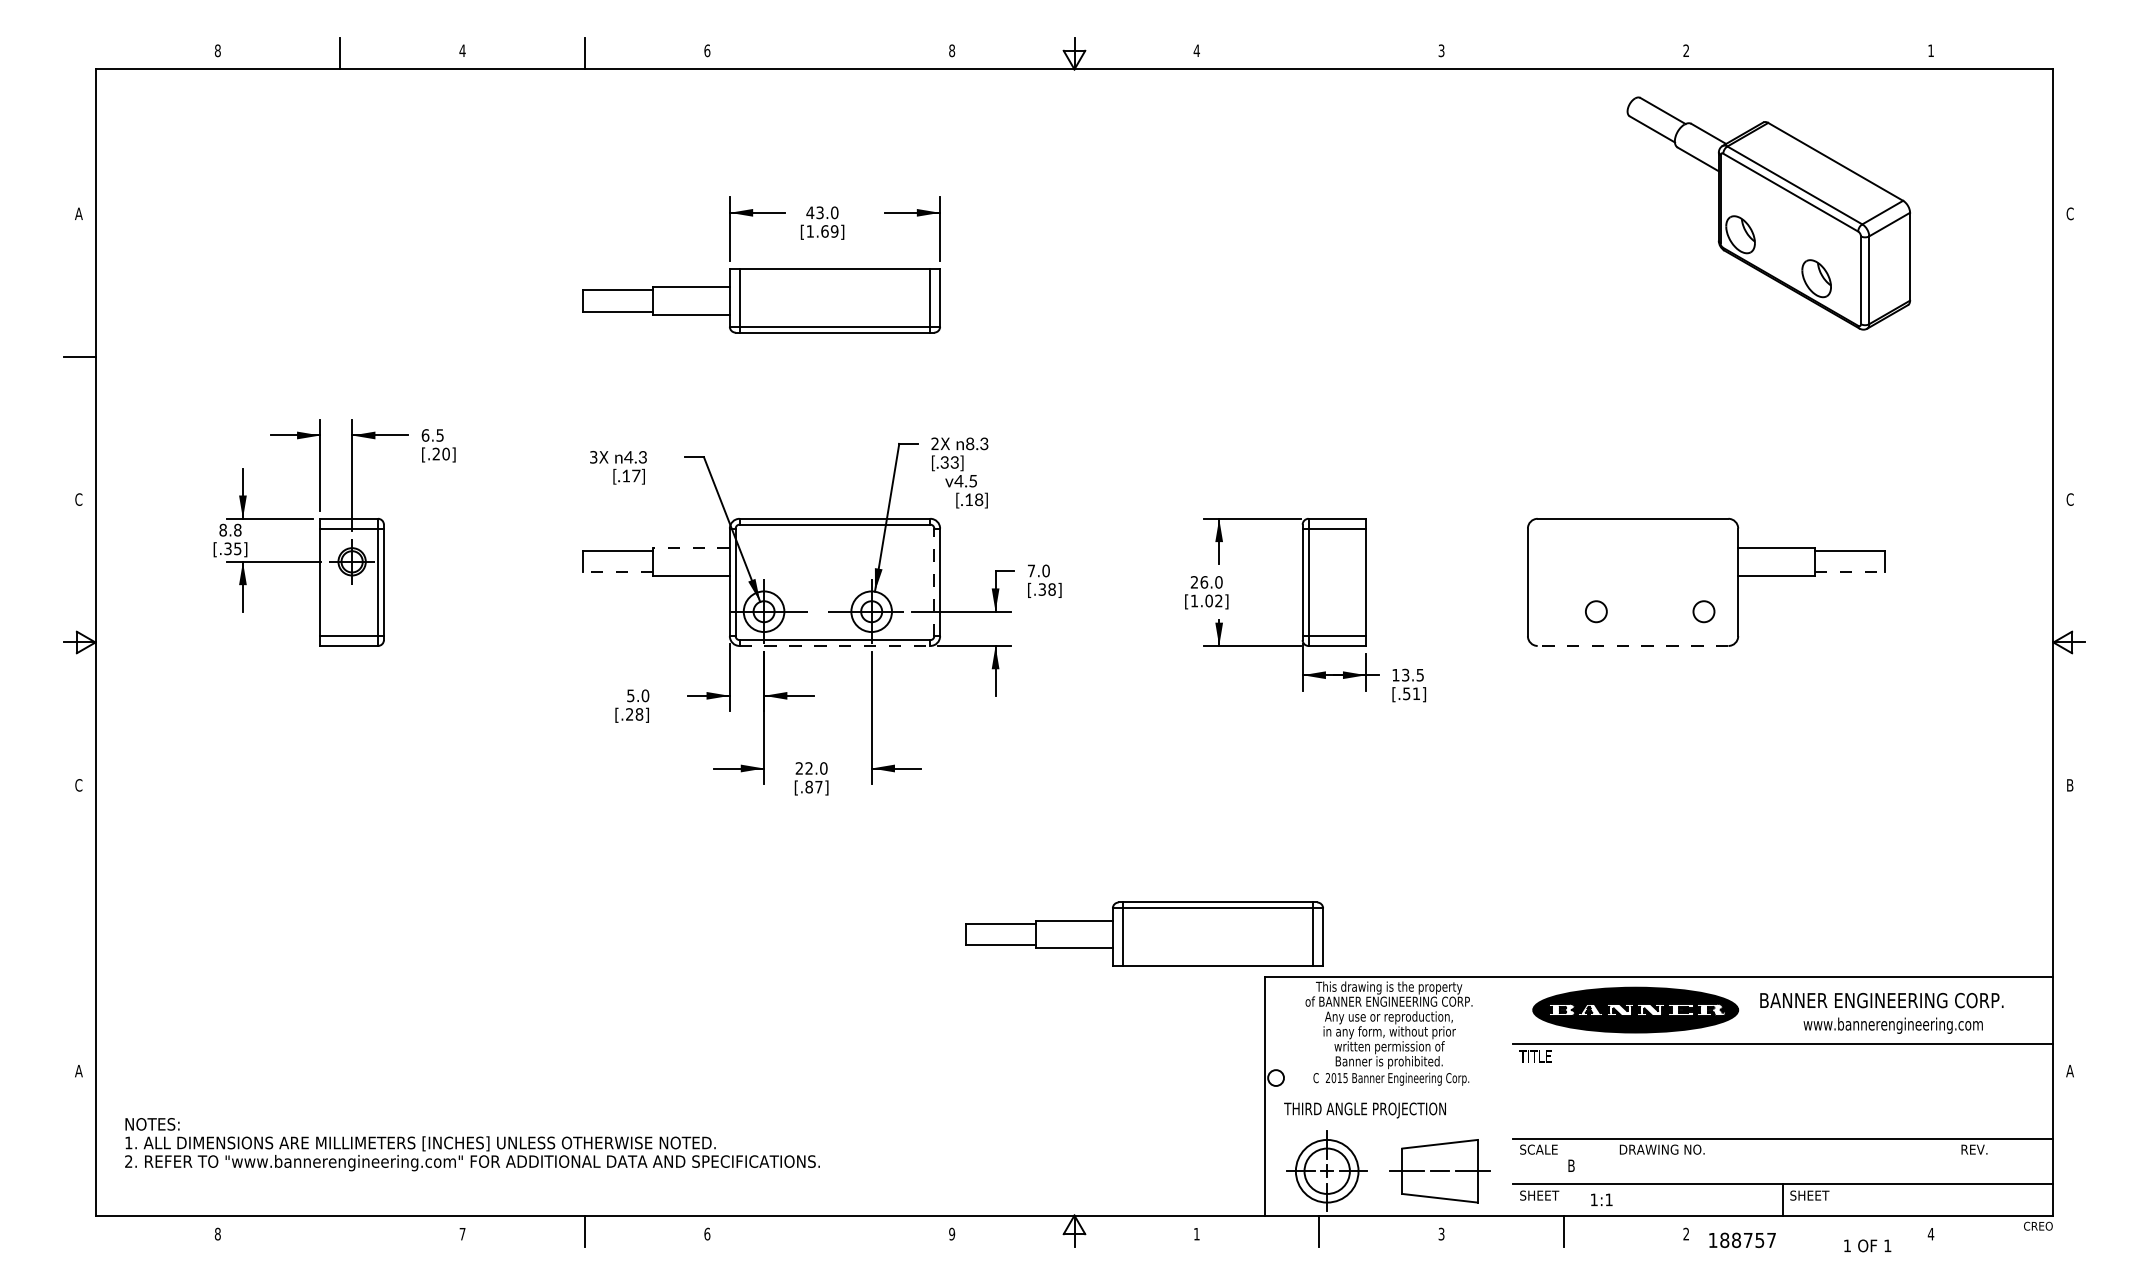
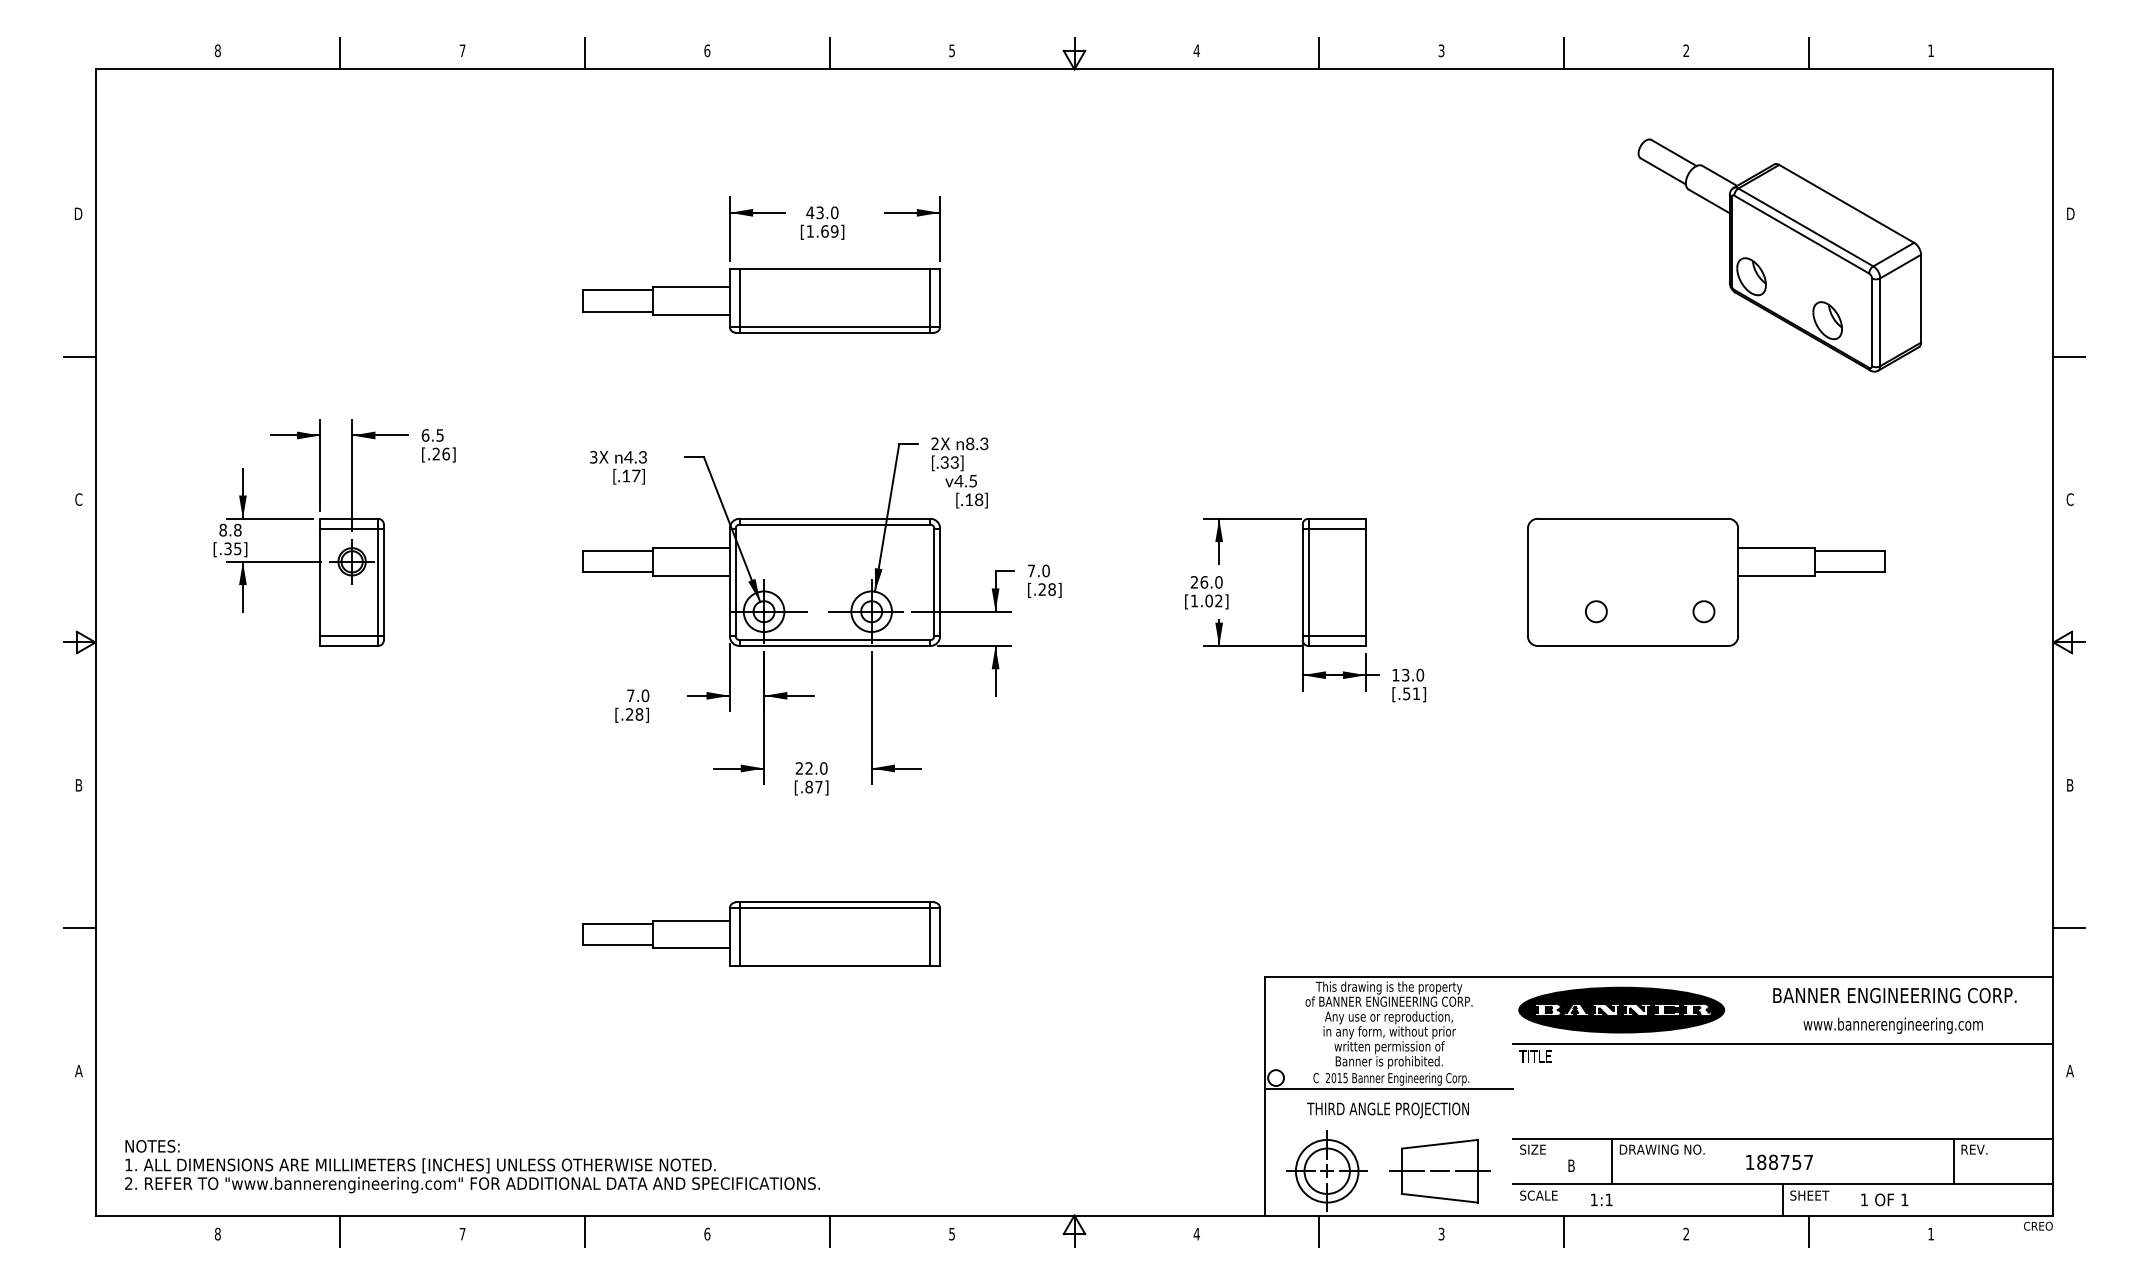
text: 4 -> 7 (462, 50)
text: 8 -> 5 (952, 50)
line: none -> present (829, 53)
line: none -> present (1319, 53)
line: none -> present (1563, 53)
line: none -> present (1808, 53)
text: A -> D (78, 213)
part position: (1768, 213) -> (1779, 255) (1779, 255)
text: C -> D (2070, 213)
line: none -> present (2068, 356)
text: [.20] -> [.26] (445, 453)
line: dashed -> solid (690, 548)
line: dashed -> solid (618, 572)
line: dashed -> solid (1849, 572)
line: dashed -> solid (934, 582)
text: [.38] -> [.28] (1041, 589)
line: dashed -> solid (835, 645)
line: dashed -> solid (1632, 645)
text: 13.5 -> 13.0 (1420, 674)
text: 5.0 -> 7.0 (630, 695)
text: C -> B (78, 785)
line: none -> present (79, 928)
line: none -> present (2068, 928)
part position: (1144, 933) -> (761, 933) (761, 933)
text position: (1881, 1000) -> (1894, 995) (1894, 995)
part position: (1635, 1009) -> (1621, 1009) (1621, 1009)
line: none -> present (1388, 1088)
text position: (1364, 1110) -> (1387, 1110) (1387, 1110)
text position: (472, 1144) -> (472, 1166) (472, 1166)
text: SCALE -> SIZE (1542, 1149)
line: none -> present (1612, 1161)
line: none -> present (1954, 1161)
text: SHEET -> SCALE (1543, 1195)
line: none -> present (340, 1230)
line: none -> present (829, 1230)
line: none -> present (1808, 1230)
text: 9 -> 5 (952, 1233)
text: 1 -> 4 (1196, 1234)
text: 4 -> 1 (1930, 1234)
text position: (1742, 1239) -> (1779, 1161) (1779, 1161)
text position: (1867, 1245) -> (1884, 1199) (1884, 1199)
